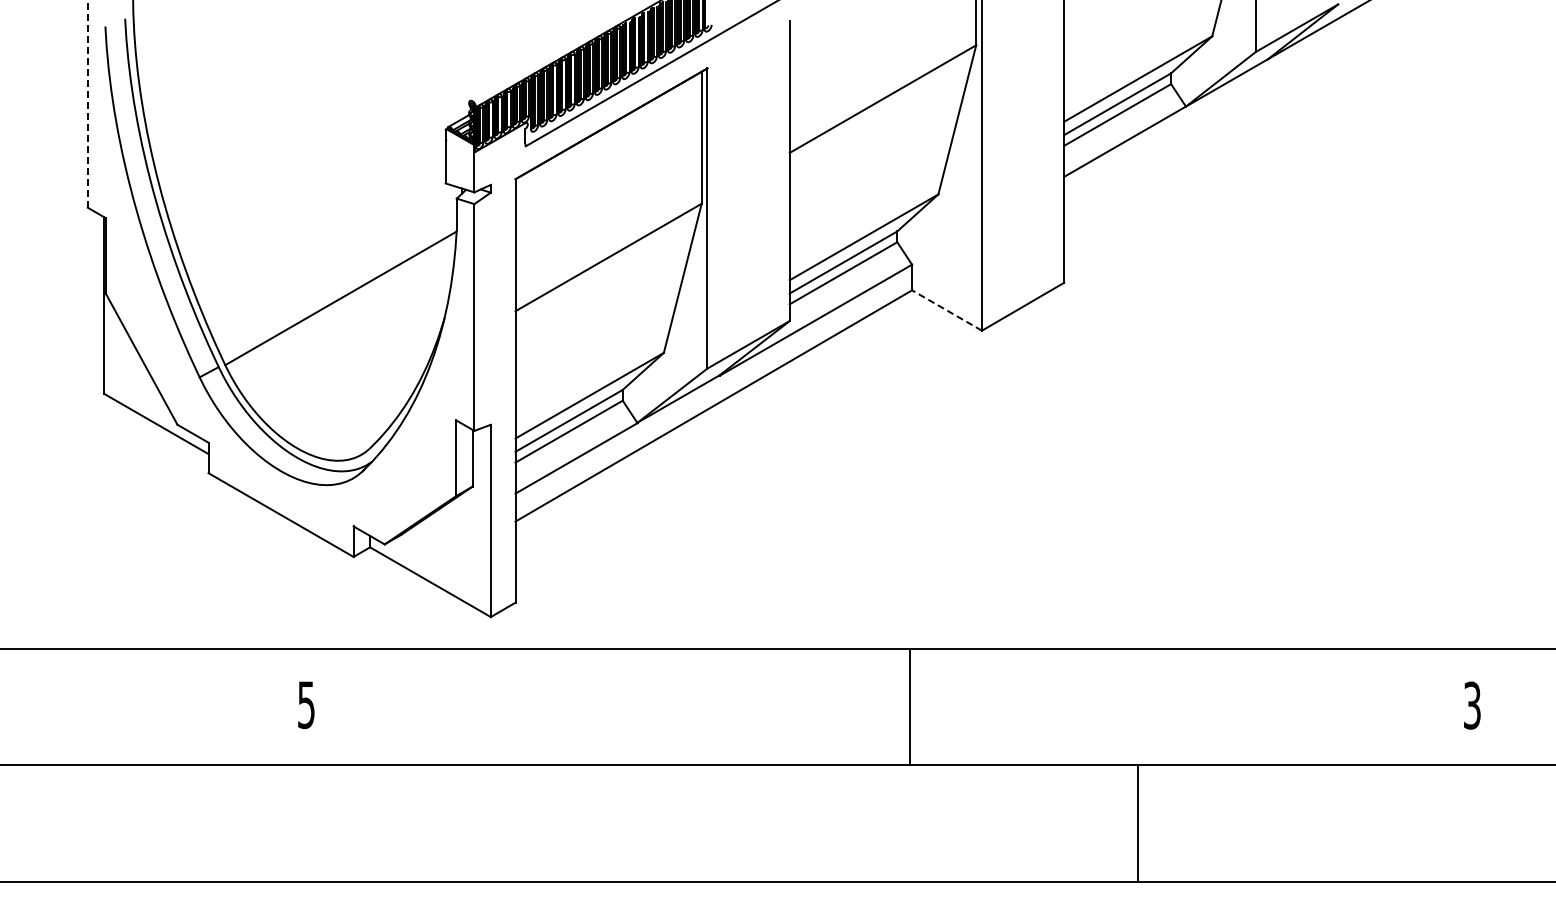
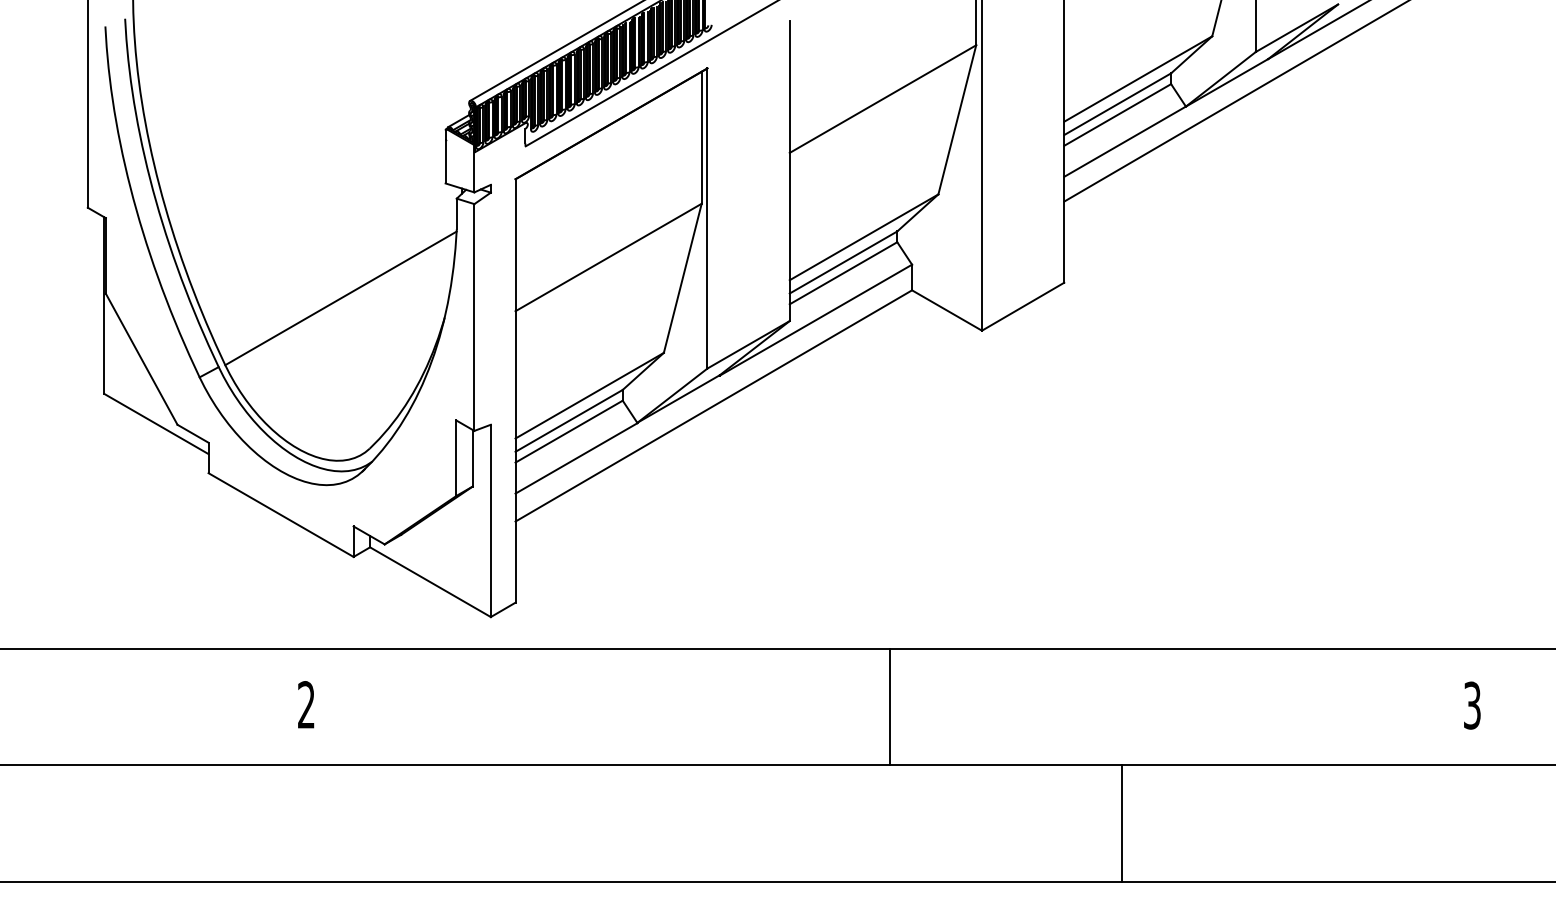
line: none -> present (555, 51)
line: none -> present (1235, 101)
line: dashed -> solid (87, 104)
line: dashed -> solid (946, 310)
text: 5 -> 2 (306, 705)
line position: (909, 706) -> (889, 706) (889, 706)
line position: (1138, 823) -> (1122, 823) (1122, 823)
